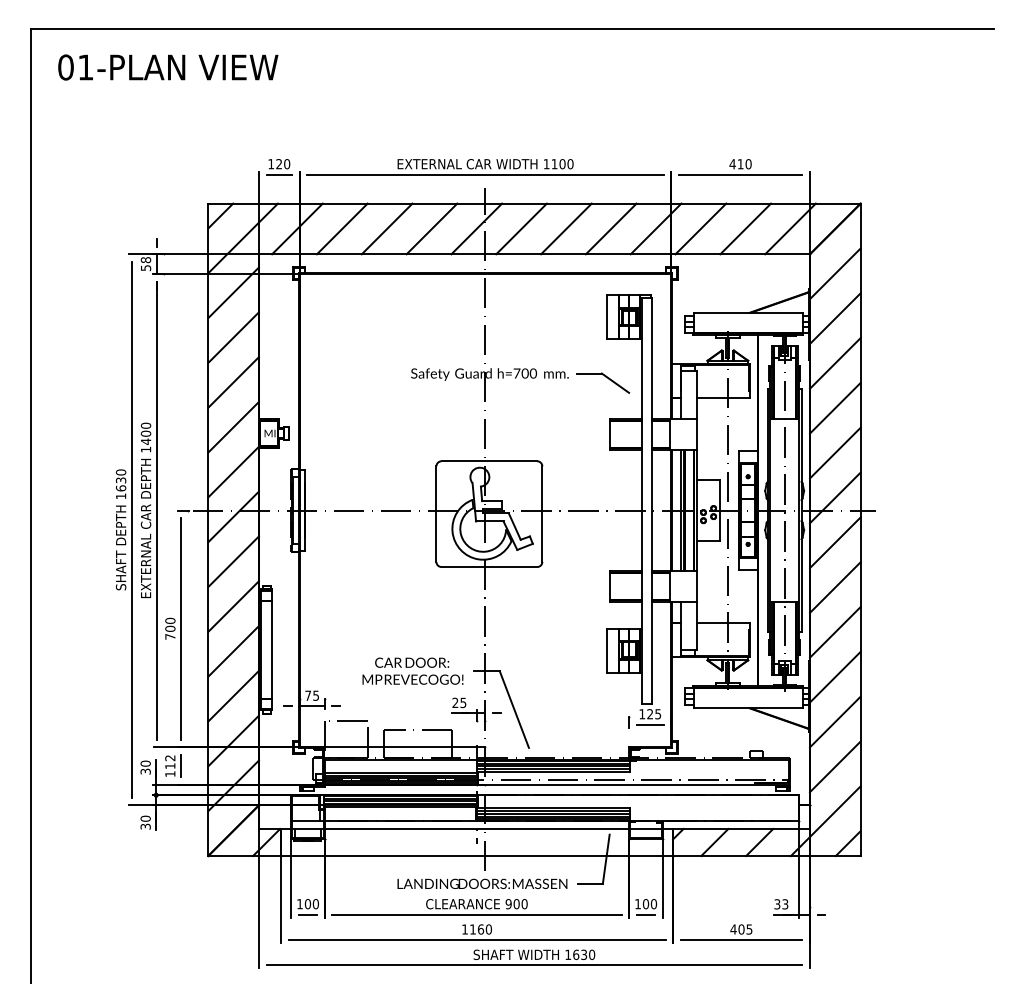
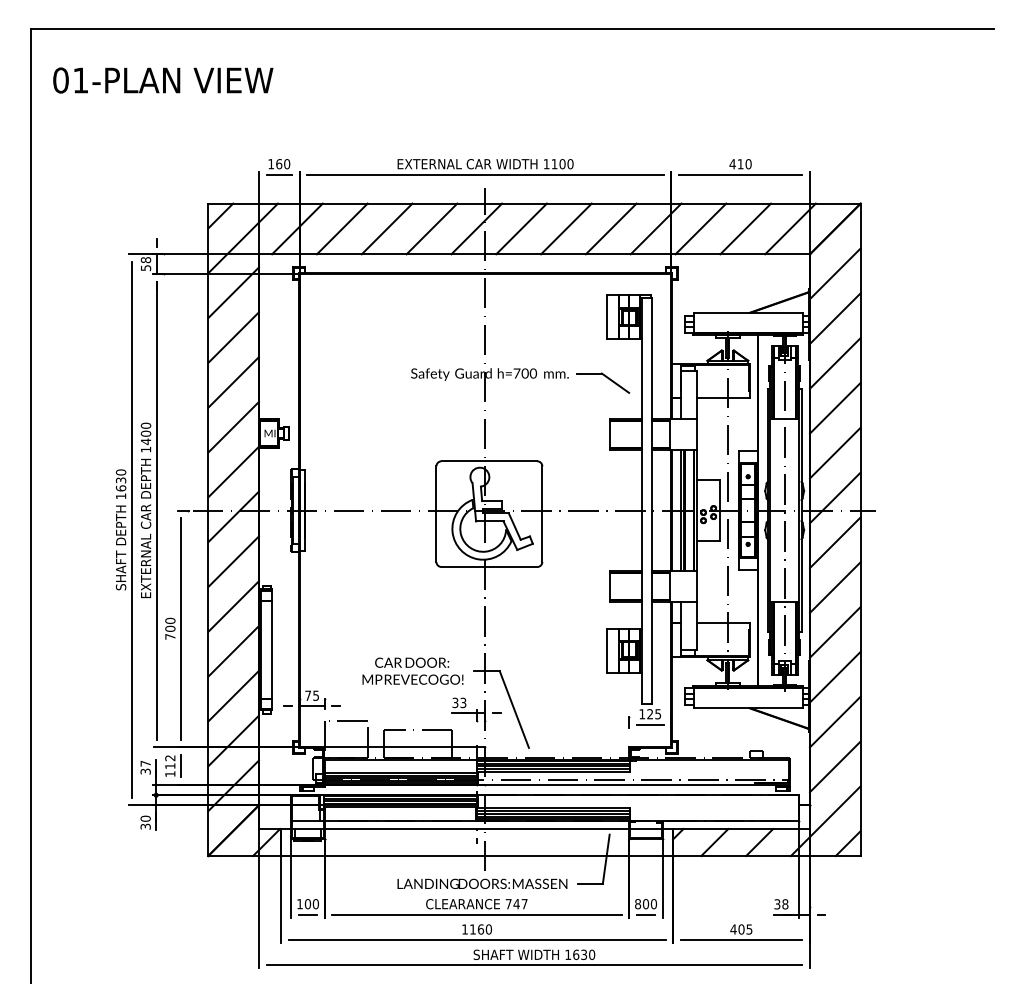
text position: (168, 67) -> (163, 80) (163, 80)
text: 120 -> 160 (279, 164)
text: 25 -> 33 (459, 702)
text: 30 -> 37 (145, 763)
text: 900 -> 747 (516, 904)
text: 100 -> 800 (638, 904)
text: 33 -> 38 (785, 904)
